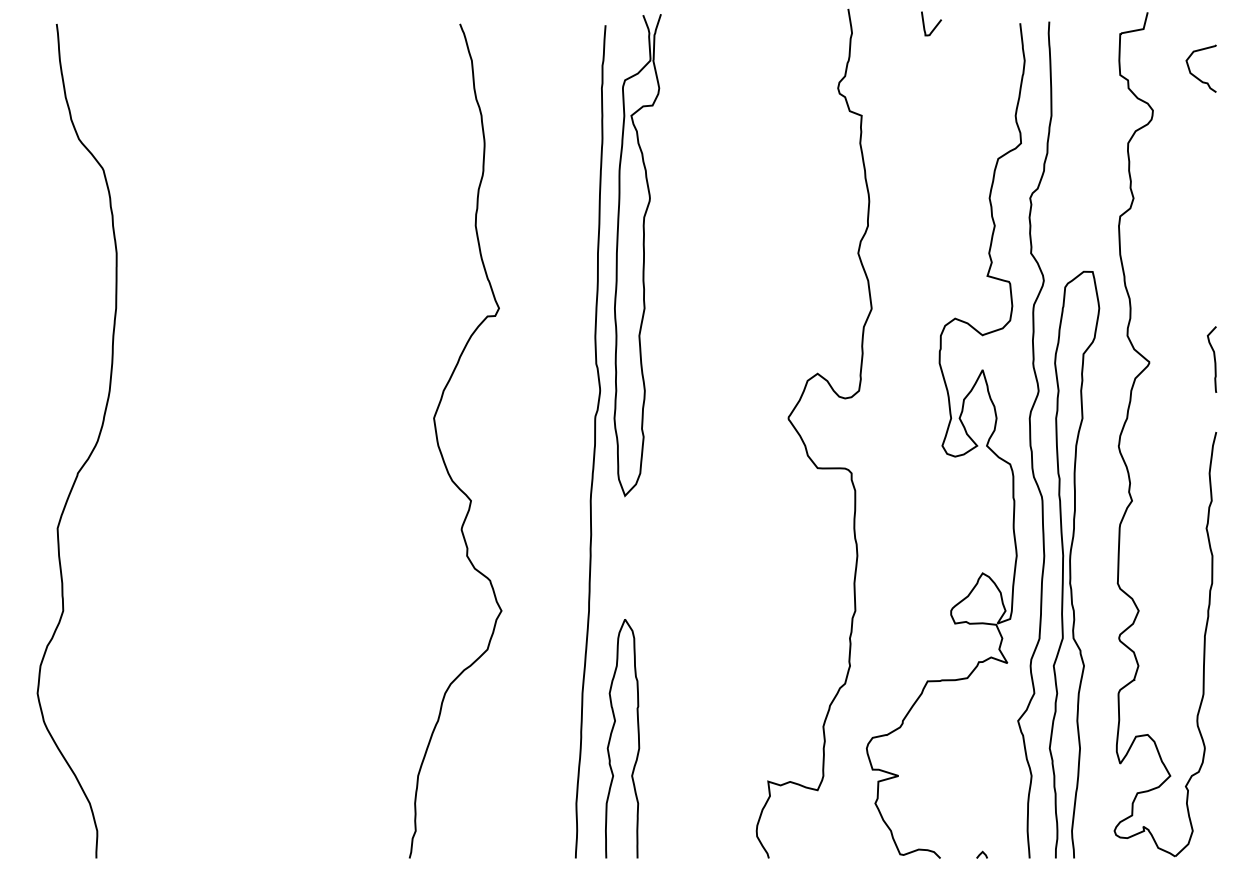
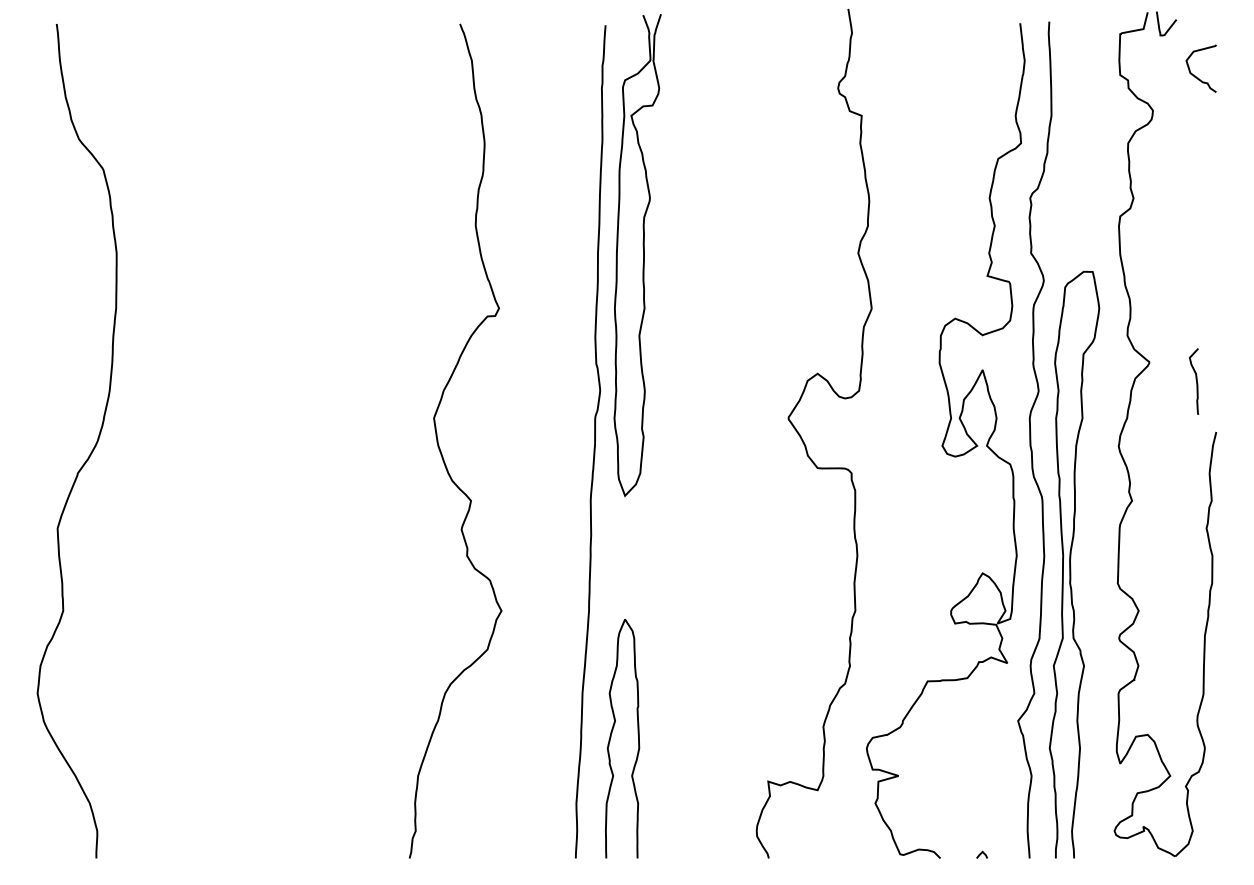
curve position: (935, 25) -> (1170, 25) (1170, 25)
curve position: (1214, 359) -> (1196, 381) (1196, 381)
